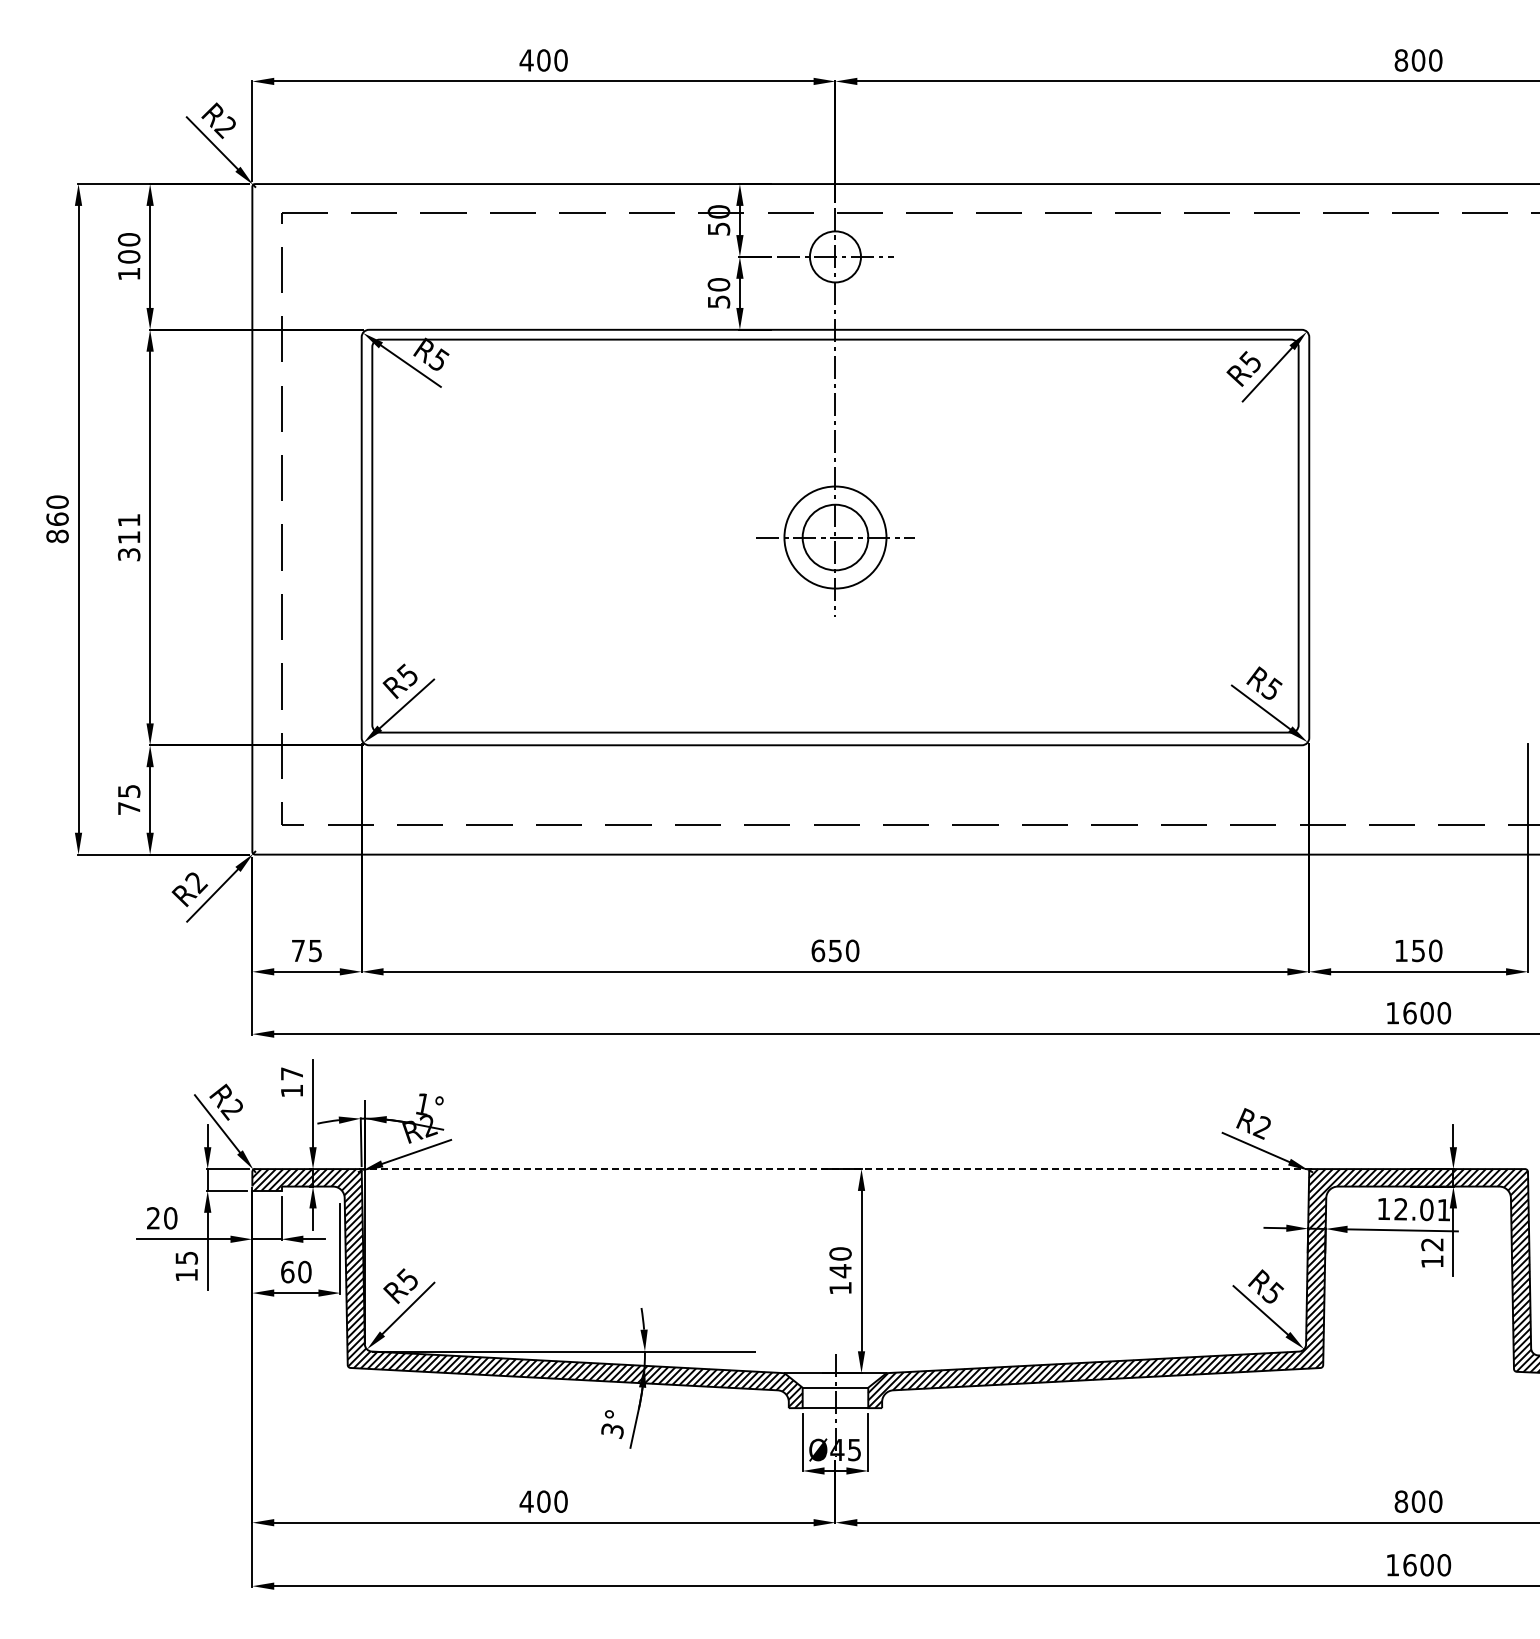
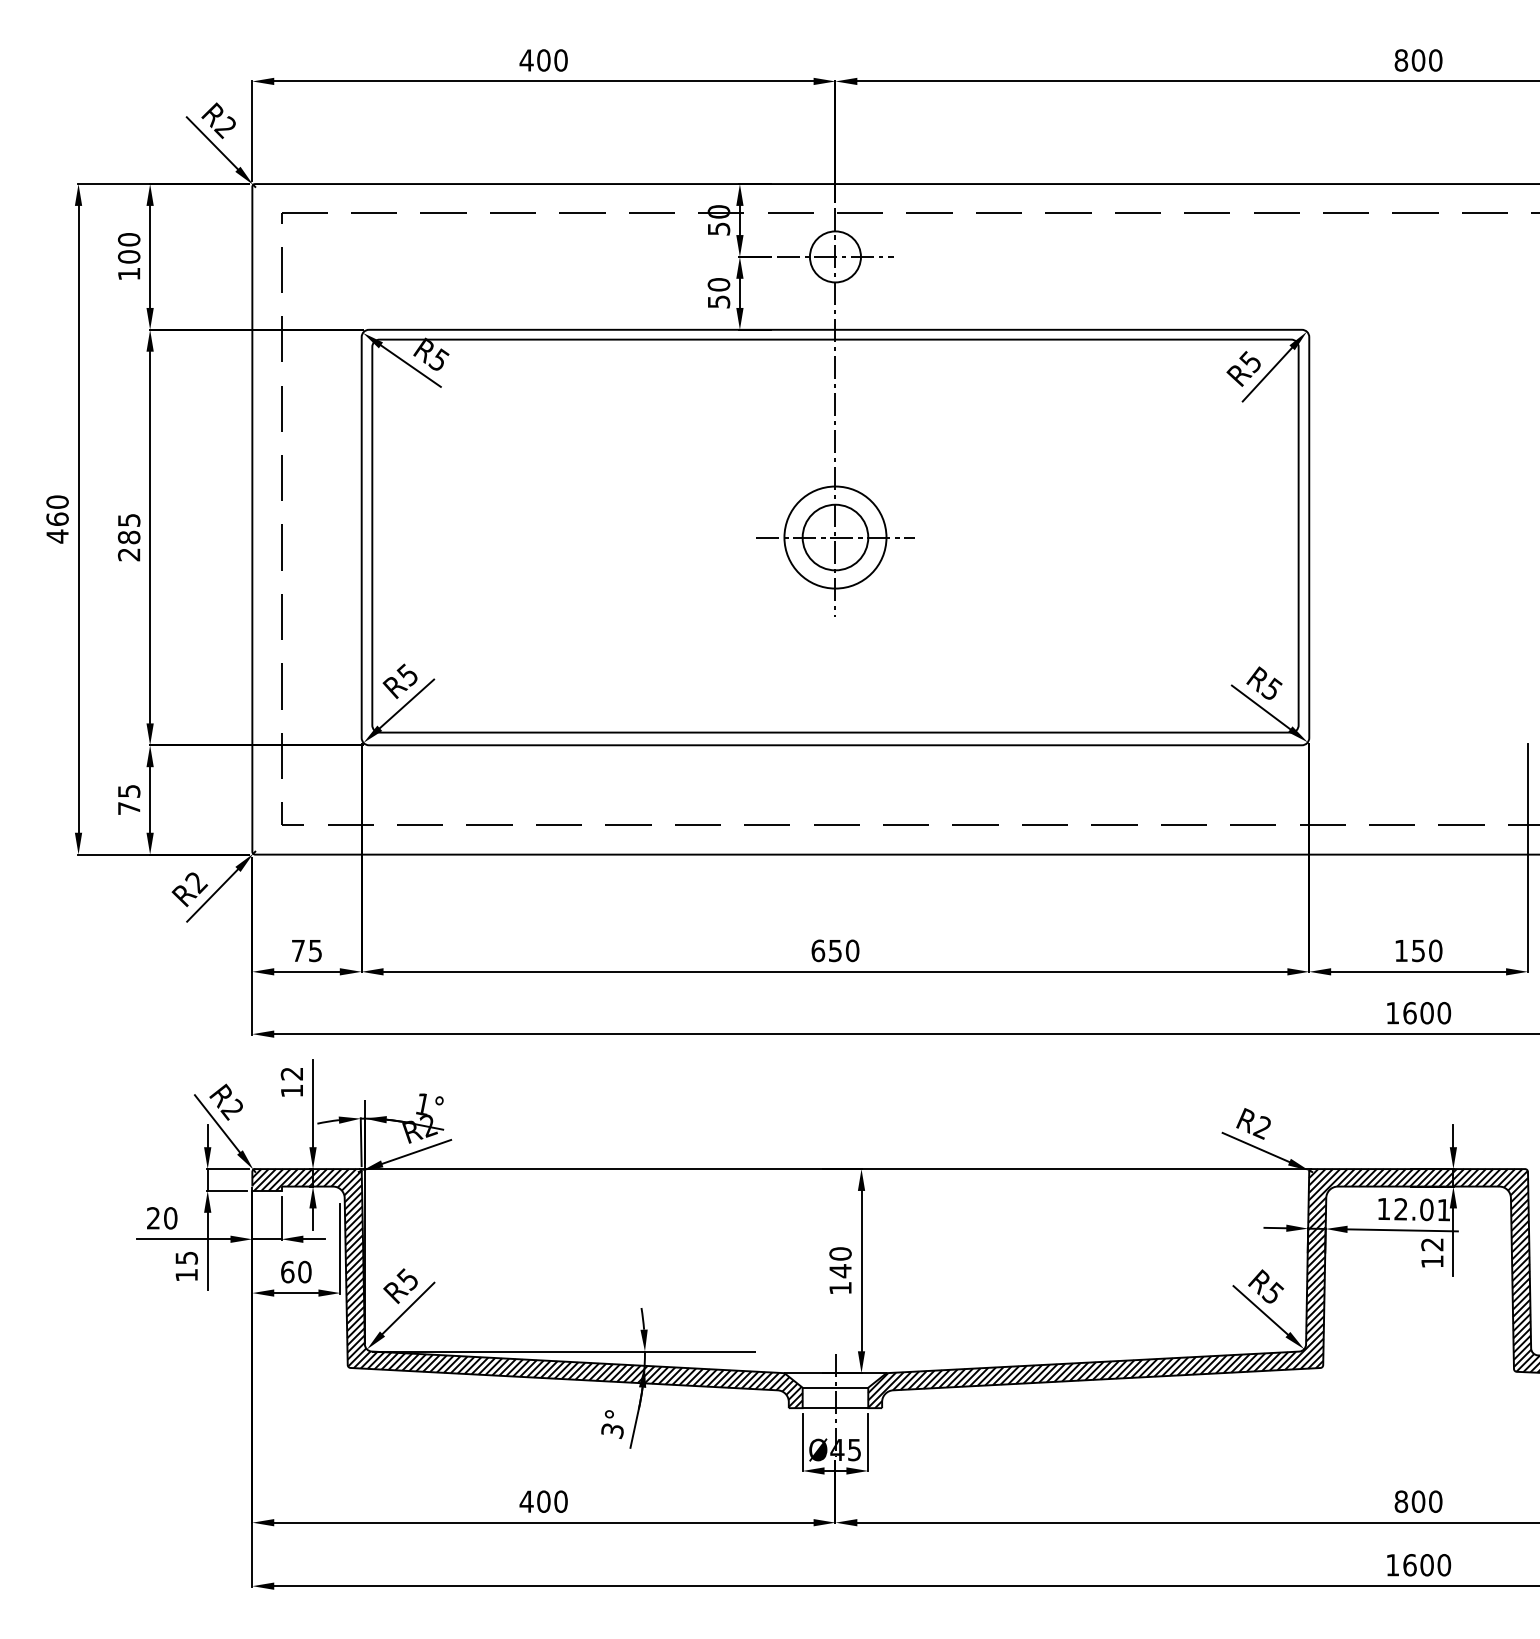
text: 860 -> 460 (57, 536)
text: 311 -> 285 (128, 537)
text: 17 -> 12 (291, 1073)
line: dashed -> solid (835, 1169)
